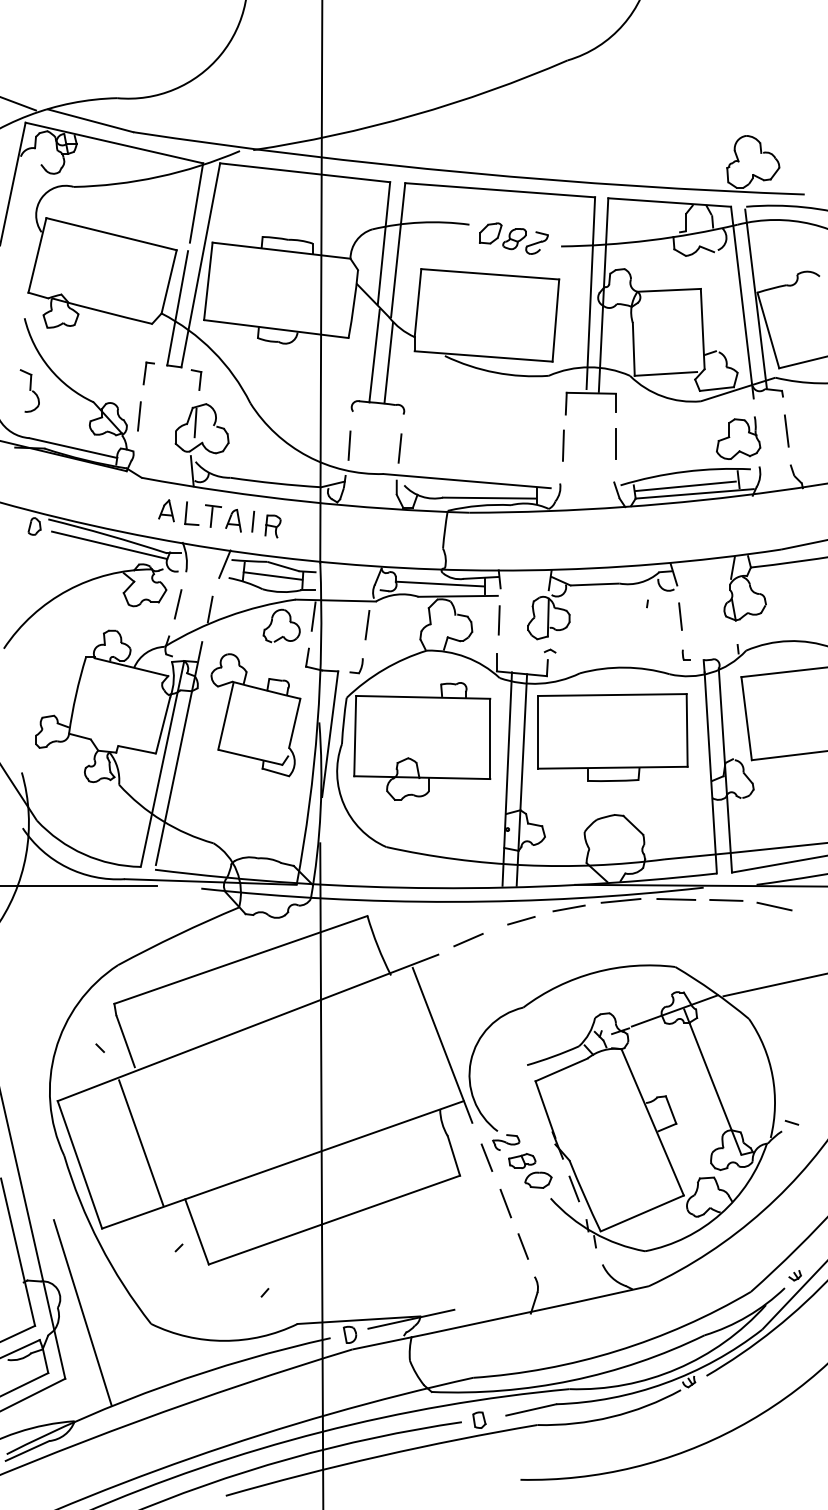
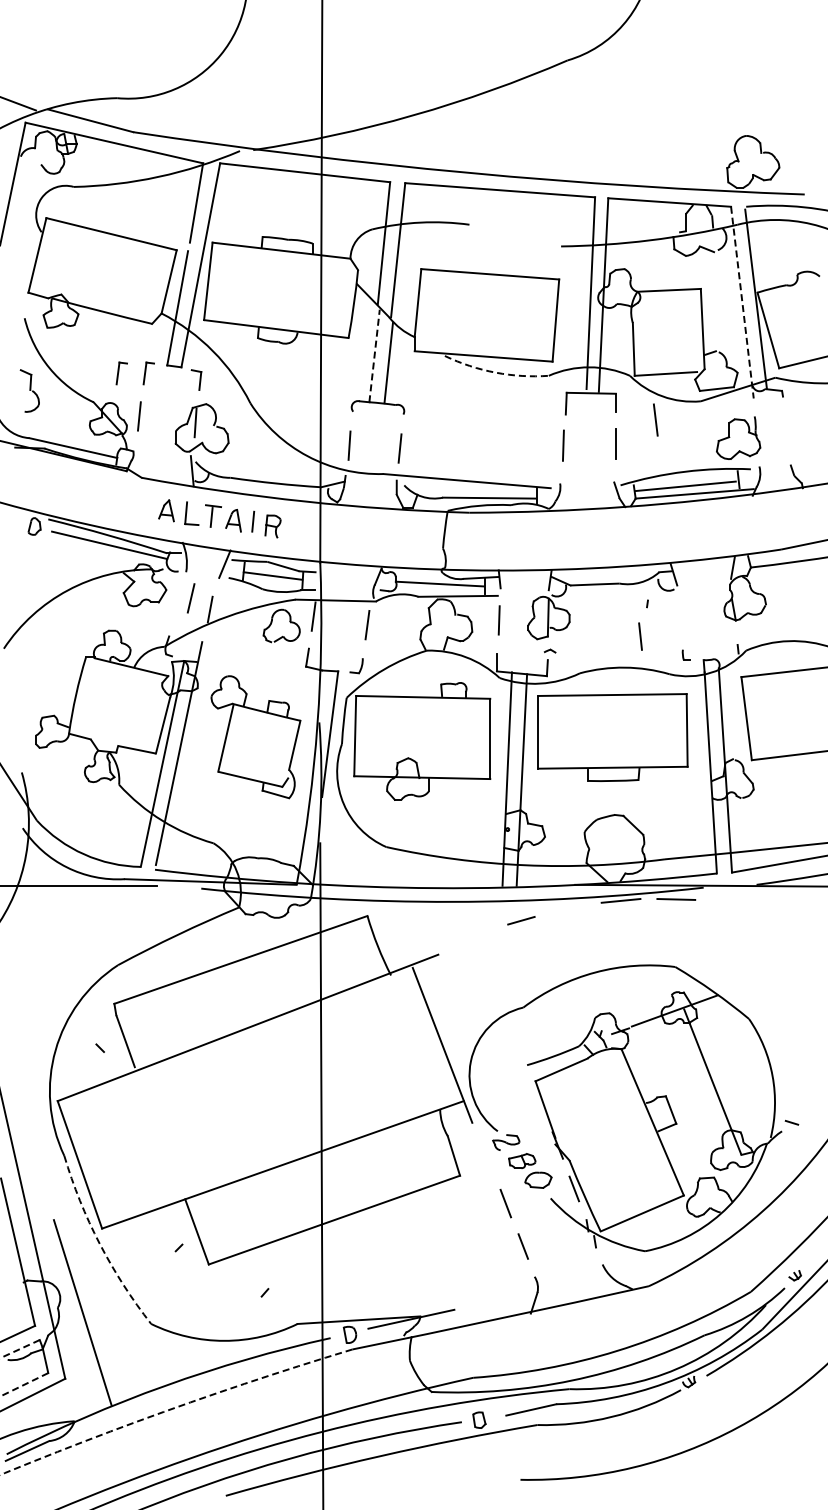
part: present -> none (513, 238)
line: solid -> dashed (742, 302)
line: solid -> dashed (374, 356)
arc: solid -> dashed (495, 372)
part: none -> present (121, 373)
line position: (786, 430) -> (655, 419) (655, 419)
line position: (177, 604) -> (190, 598) (190, 598)
line position: (680, 616) -> (640, 636) (640, 636)
part position: (255, 715) -> (255, 737) (255, 737)
line: present -> none (726, 899)
line: present -> none (774, 906)
line: present -> none (568, 908)
line: present -> none (468, 939)
line: present -> none (773, 985)
line: present -> none (141, 1142)
line: present -> none (486, 1157)
arc: solid -> dashed (99, 1244)
line: solid -> dashed (19, 1349)
line: solid -> dashed (24, 1384)
arc: solid -> dashed (174, 1408)
